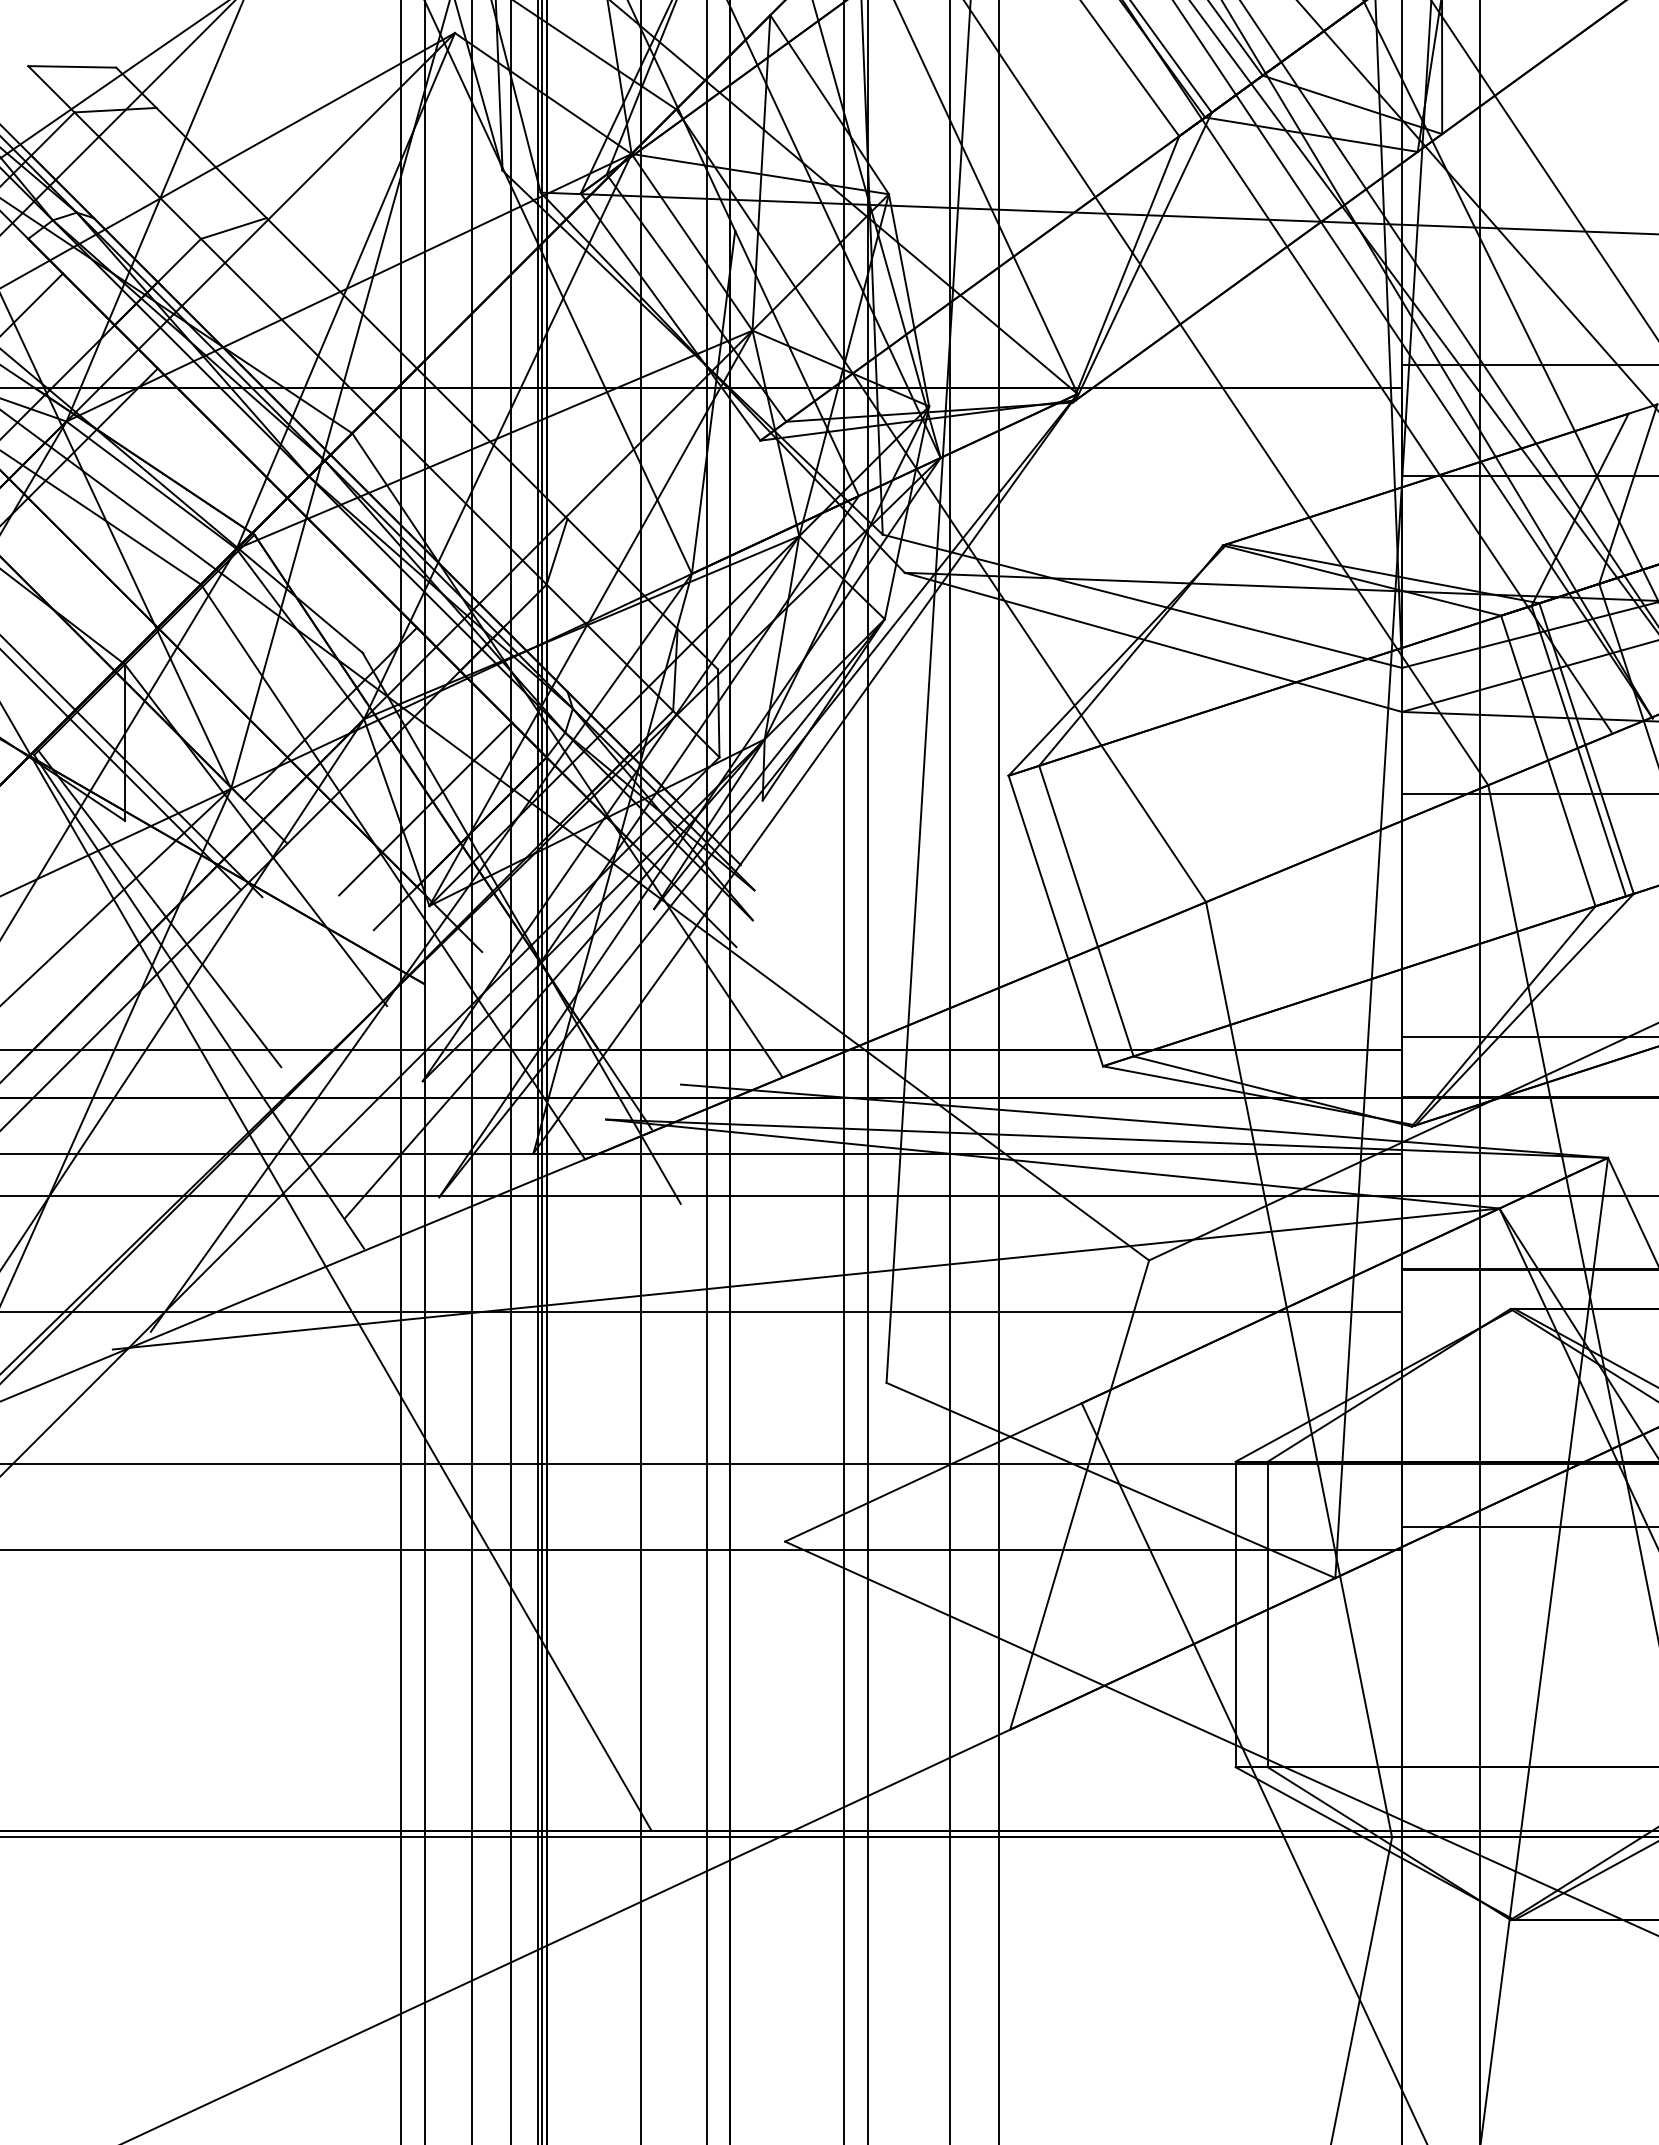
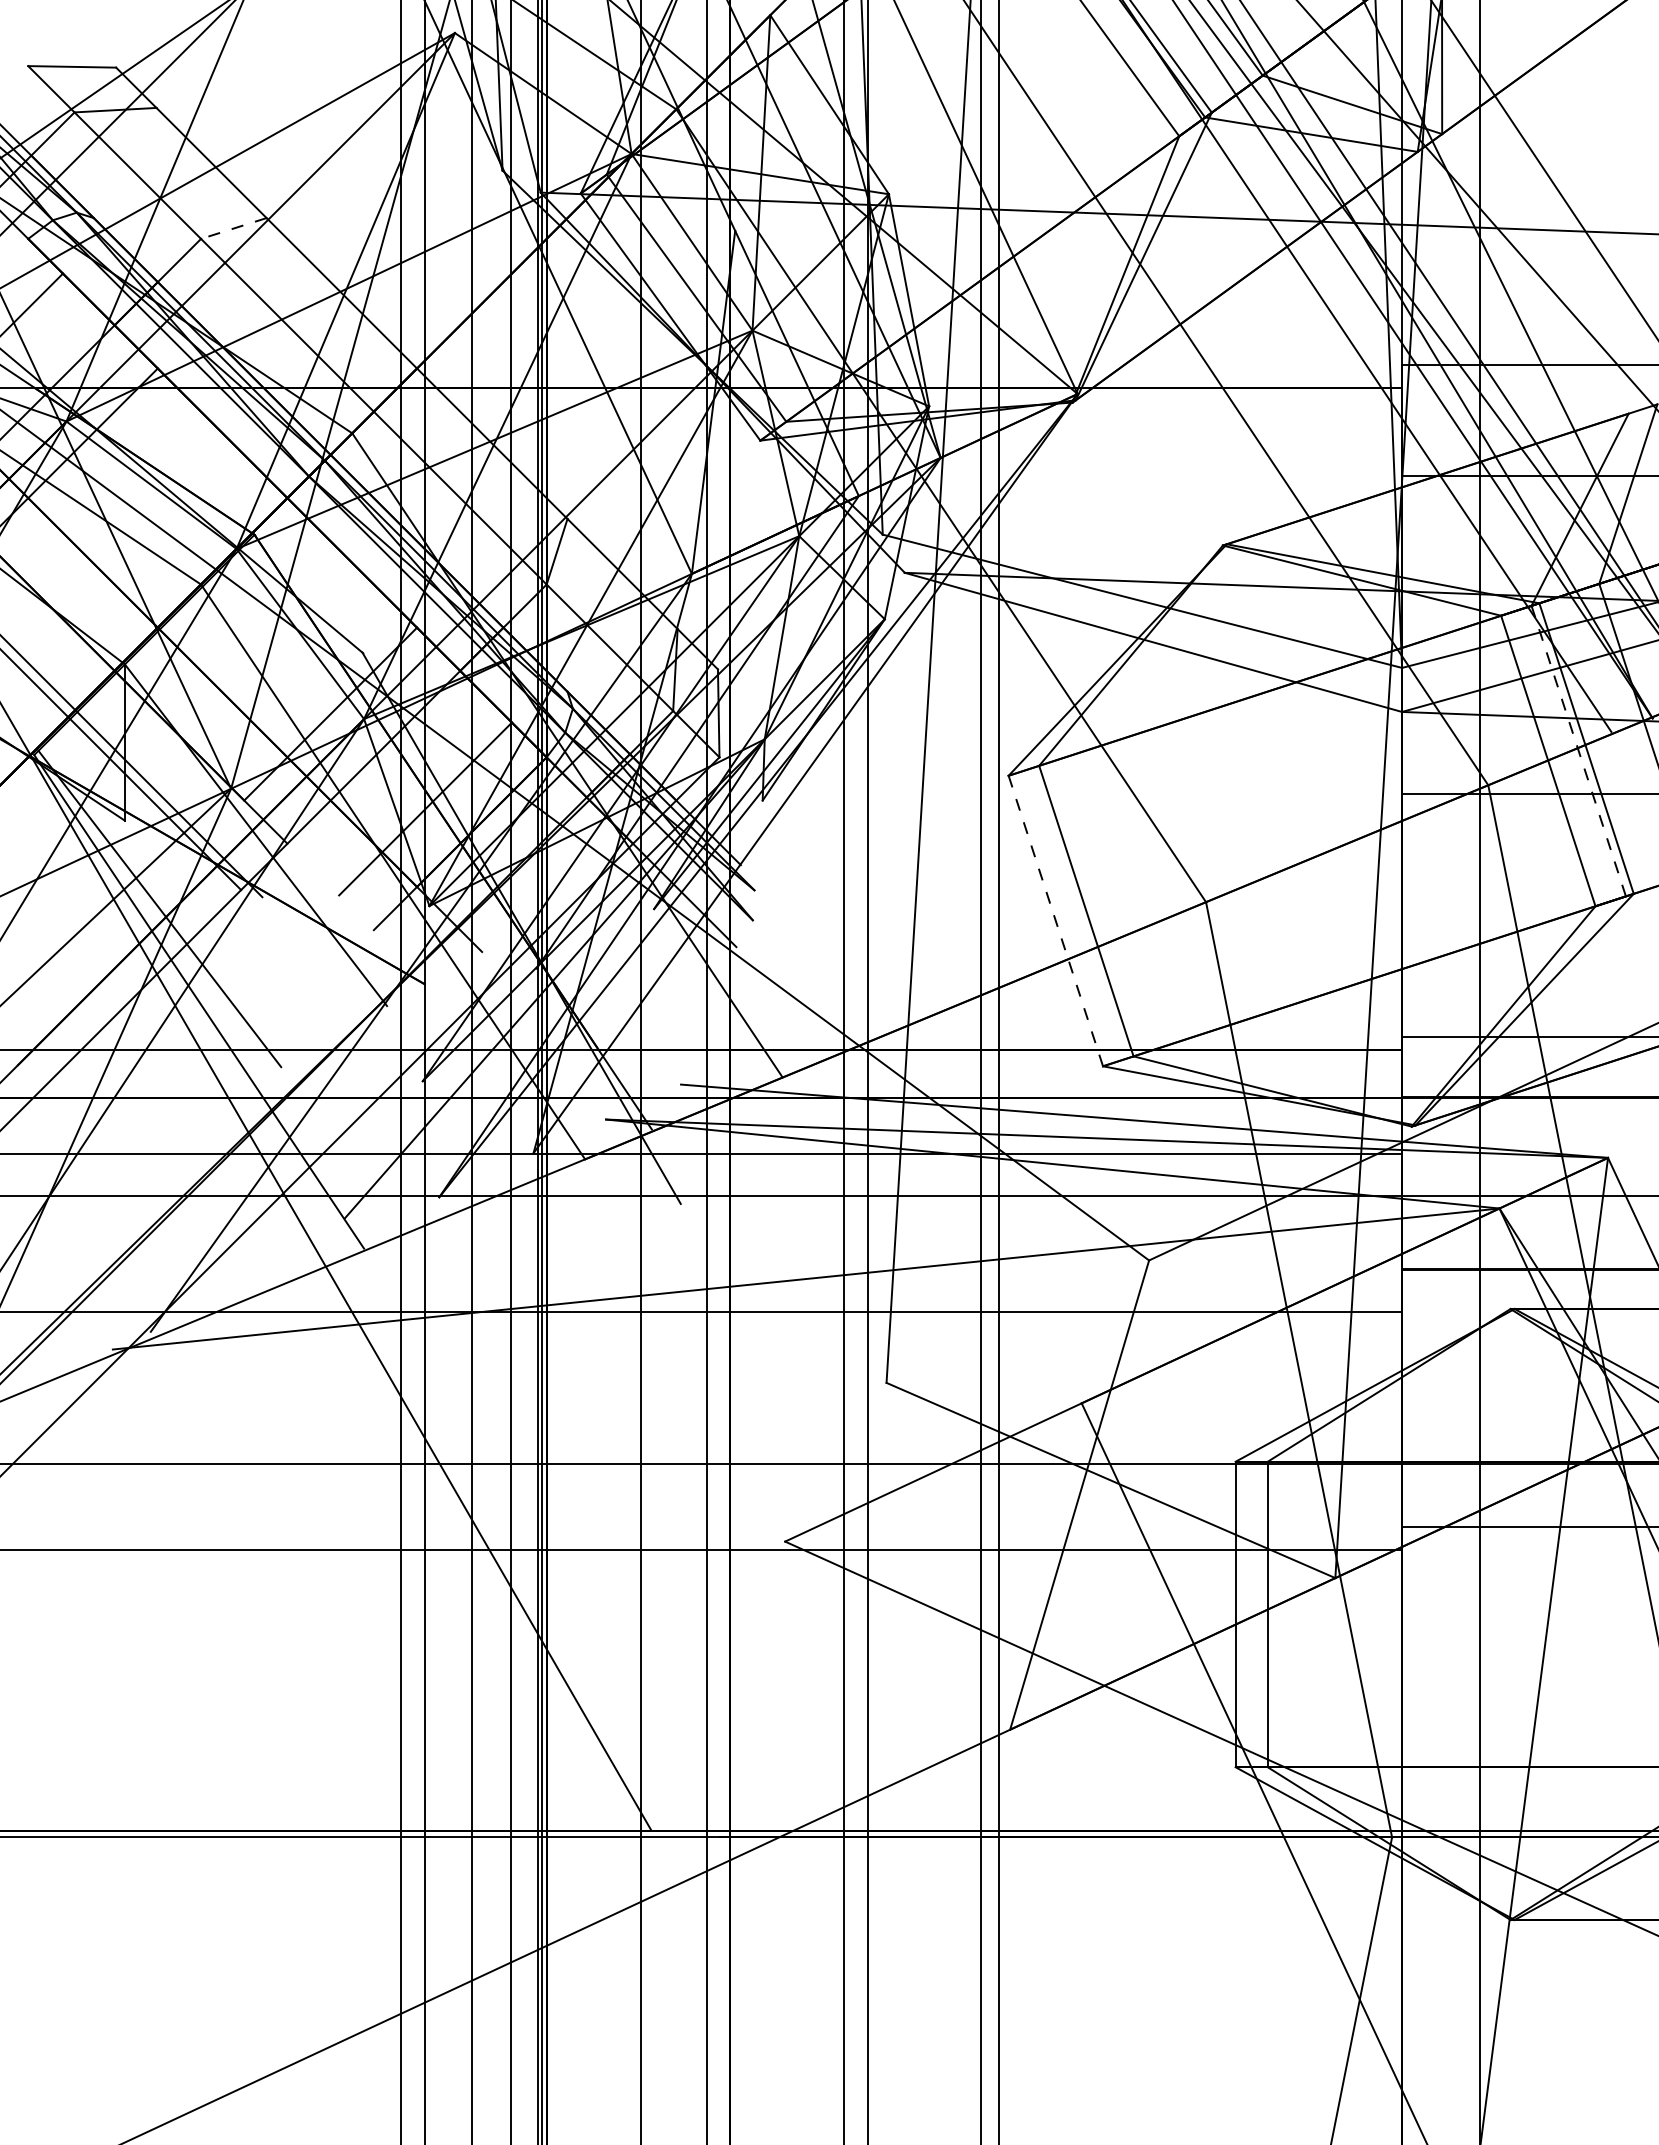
line: solid -> dashed (233, 228)
line: solid -> dashed (1578, 751)
line: solid -> dashed (1055, 921)
line position: (950, 1071) -> (981, 1071) (981, 1071)
